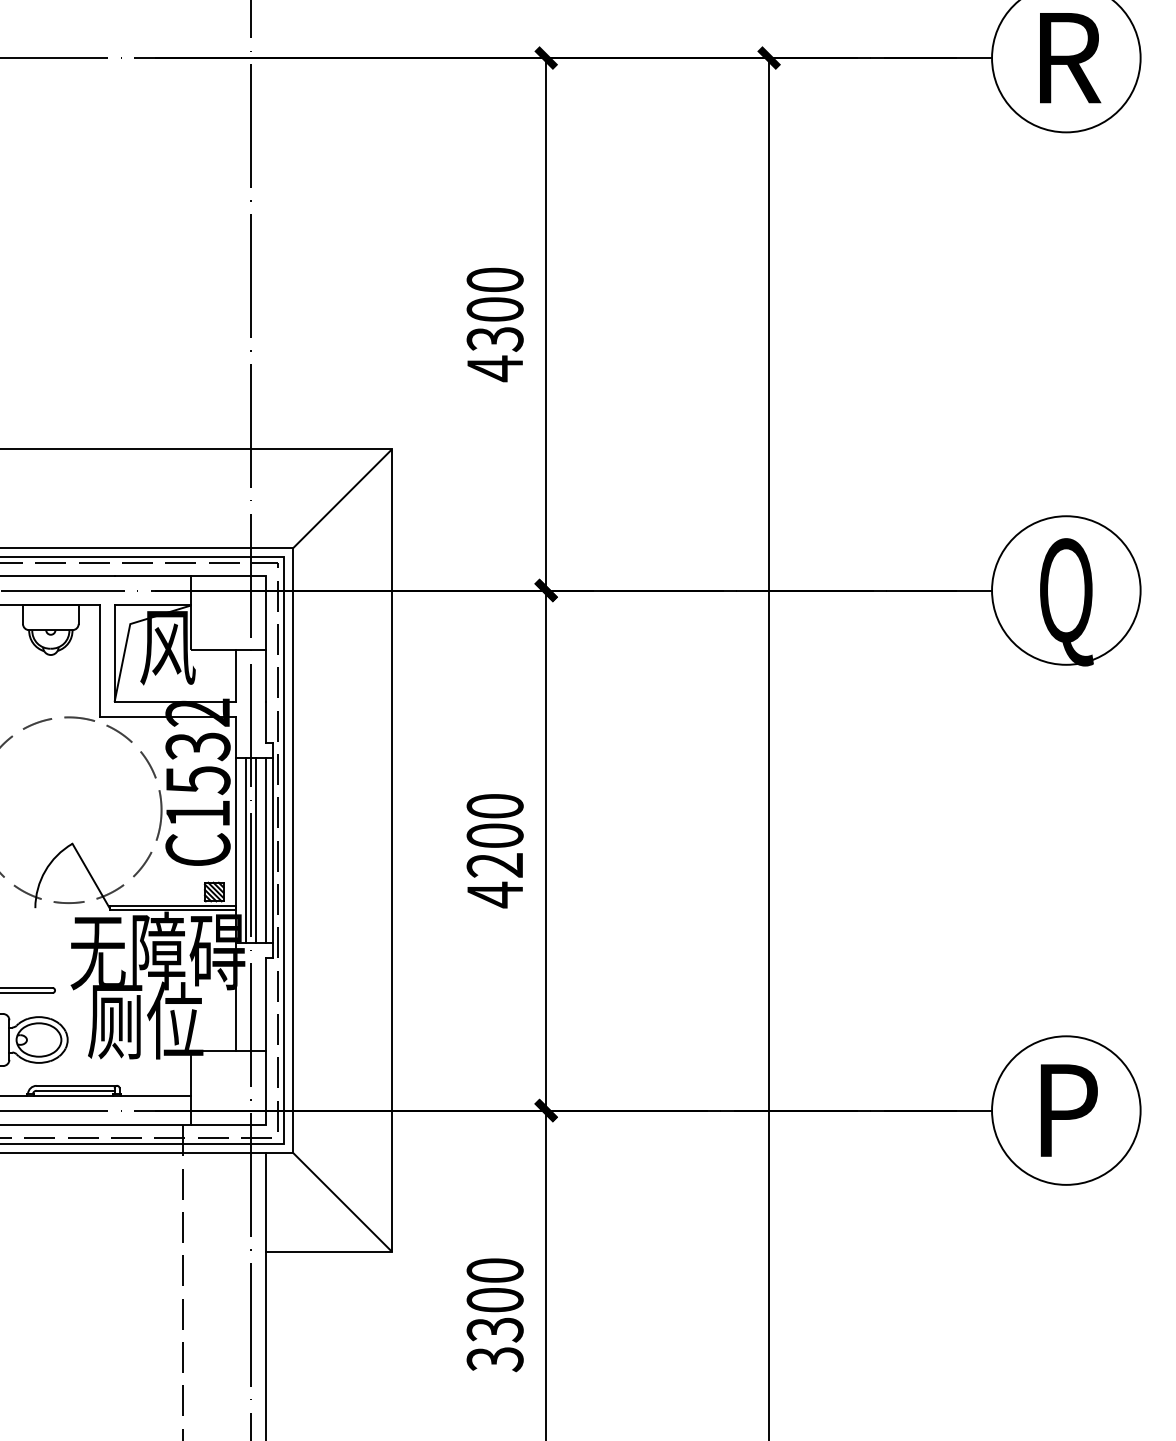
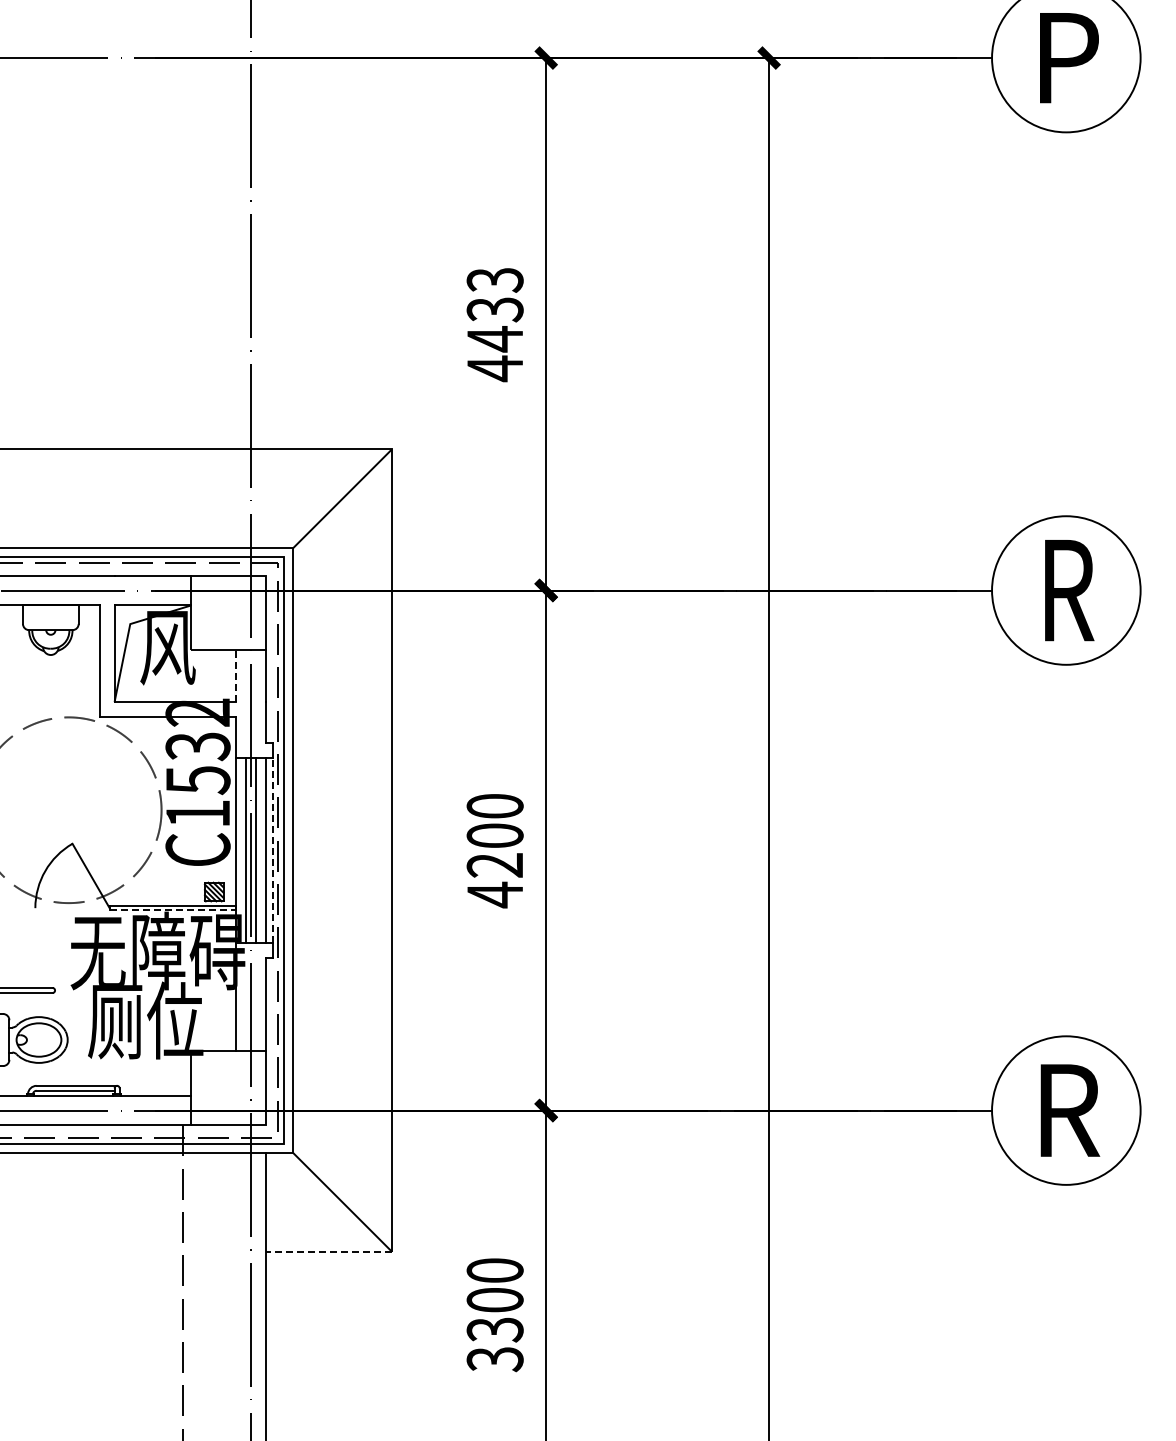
text: R -> P (1076, 58)
text: 4300 -> 4433 (494, 309)
text: Q -> R (1067, 602)
line: solid -> dashed (235, 675)
line: solid -> dashed (273, 850)
line: solid -> dashed (173, 910)
text: P -> R (1075, 1110)
line: solid -> dashed (328, 1251)
